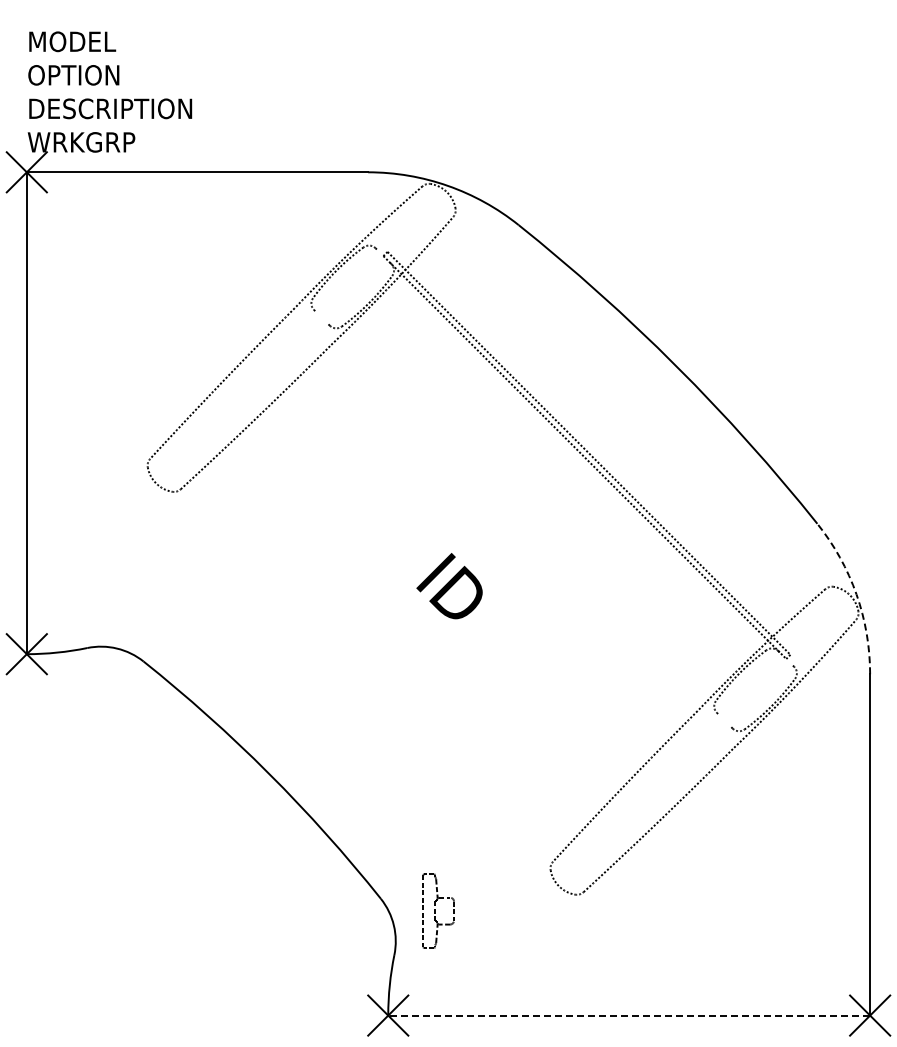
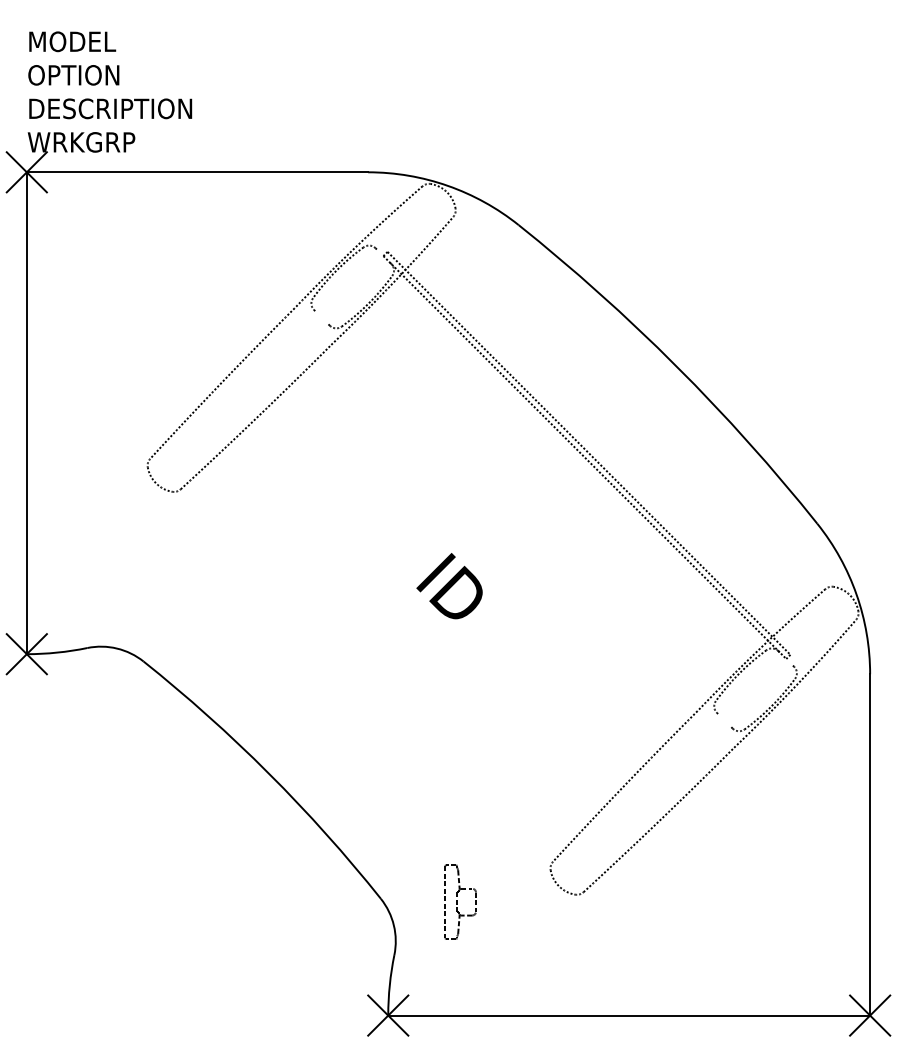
arc: dashed -> solid (856, 594)
part position: (438, 910) -> (460, 901) (460, 901)
line: dashed -> solid (629, 1015)
